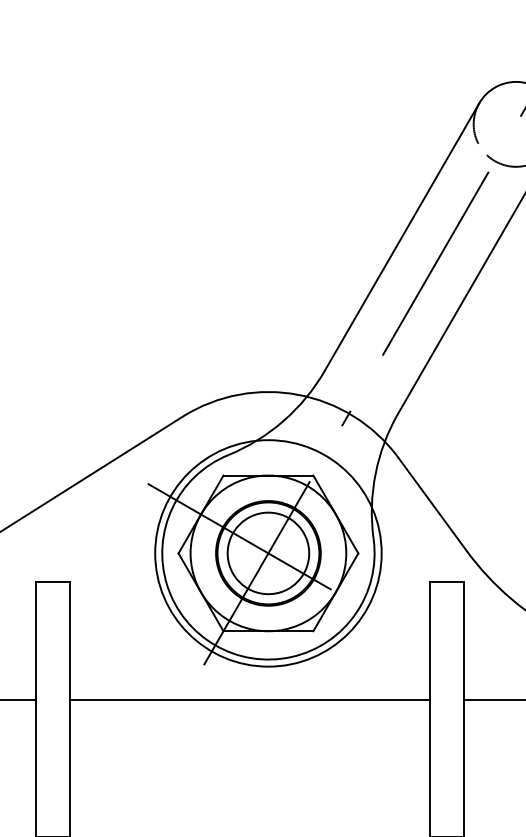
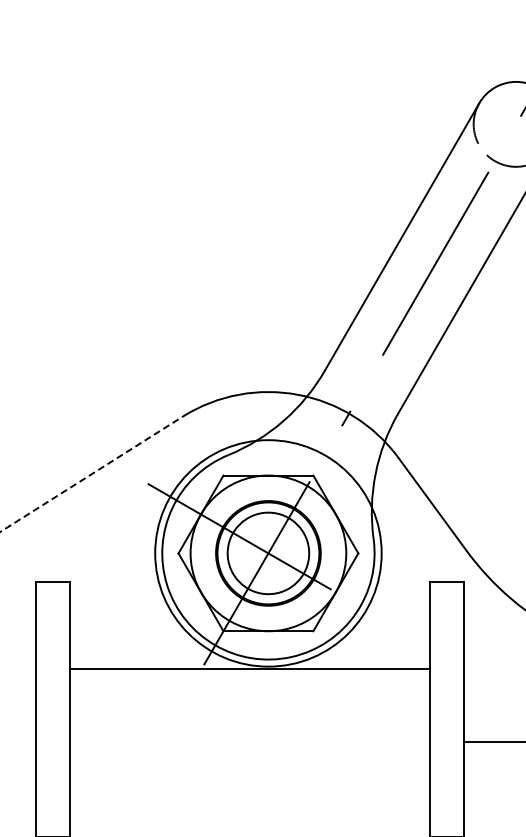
line: solid -> dashed (91, 474)
line: present -> none (19, 700)
line position: (249, 700) -> (249, 669) (249, 669)
line position: (492, 700) -> (492, 742) (492, 742)
